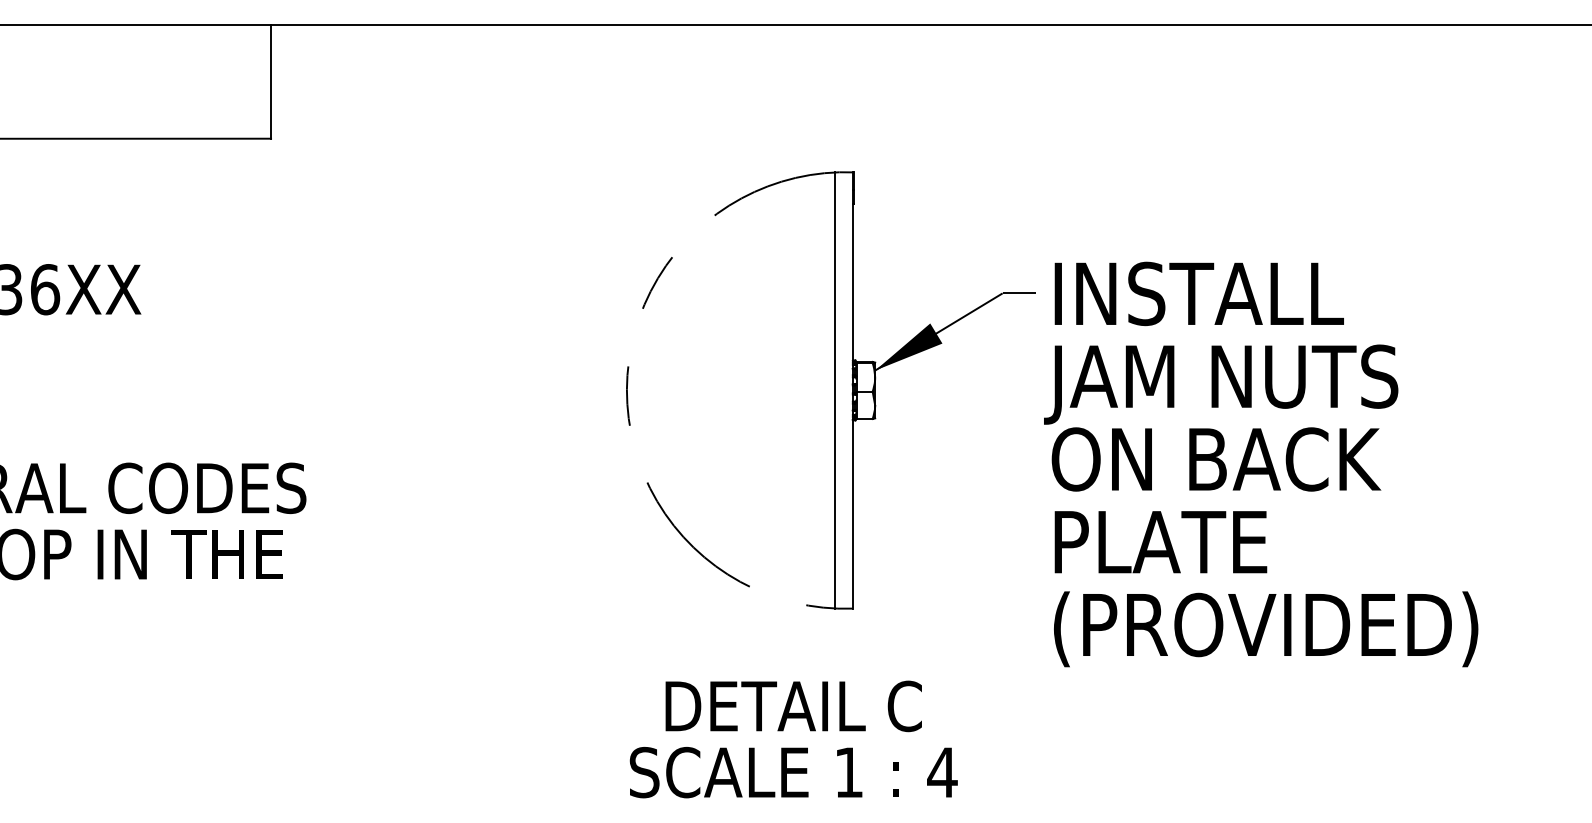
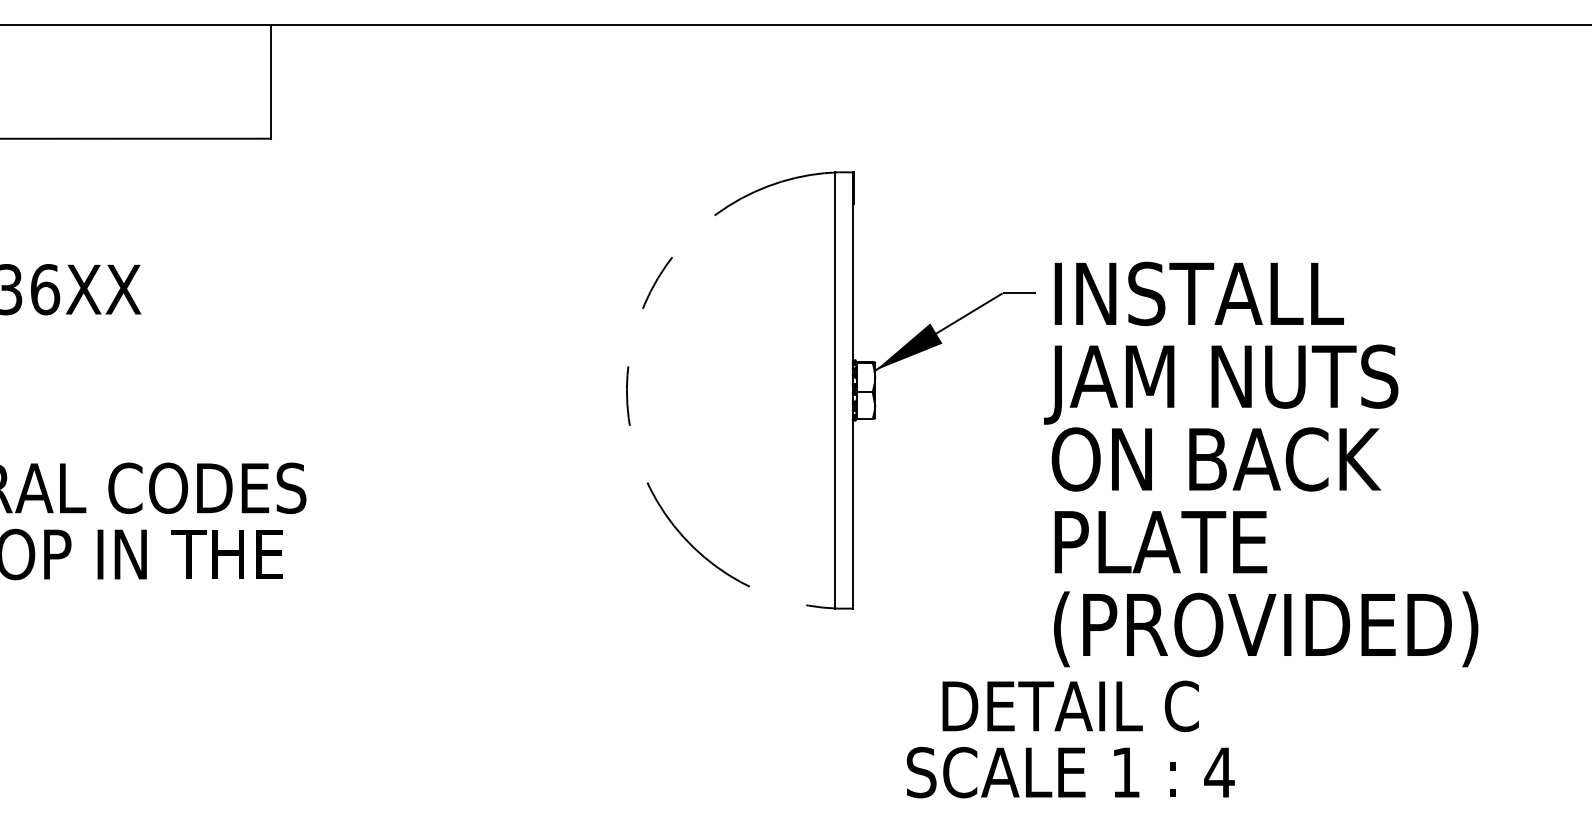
text position: (793, 739) -> (1070, 739) (1070, 739)
